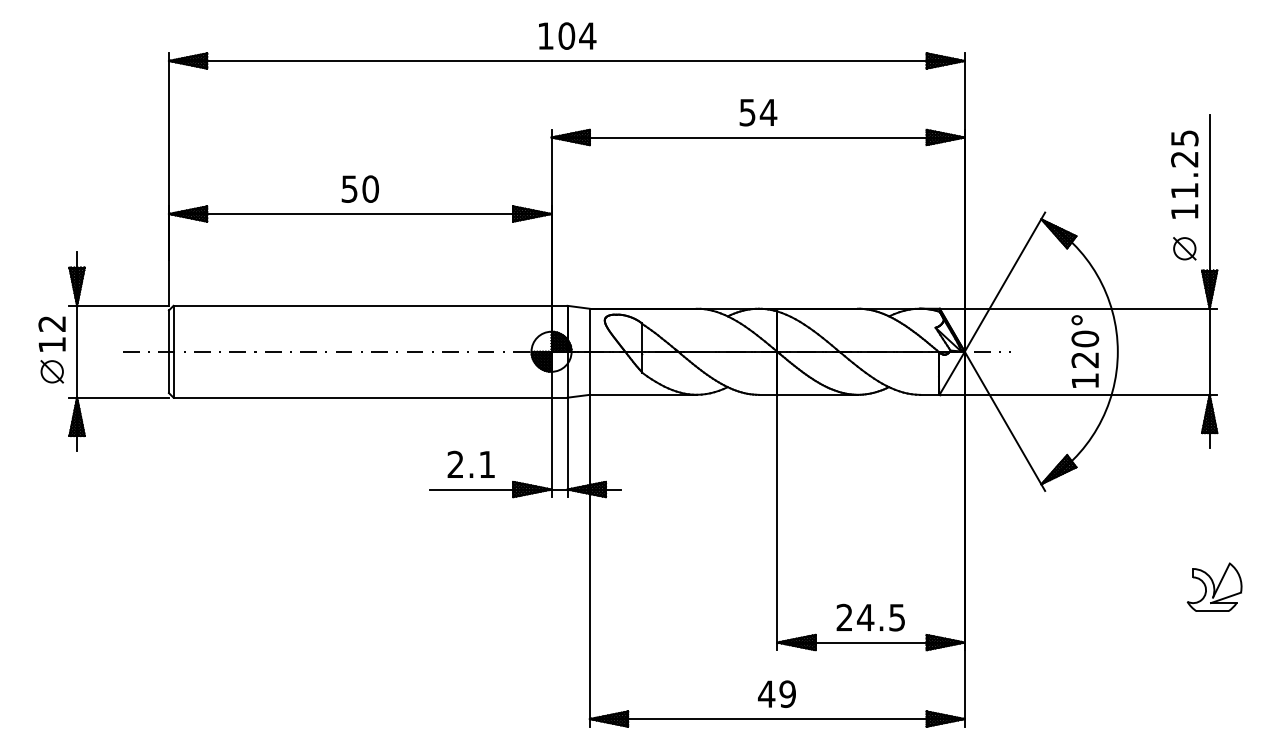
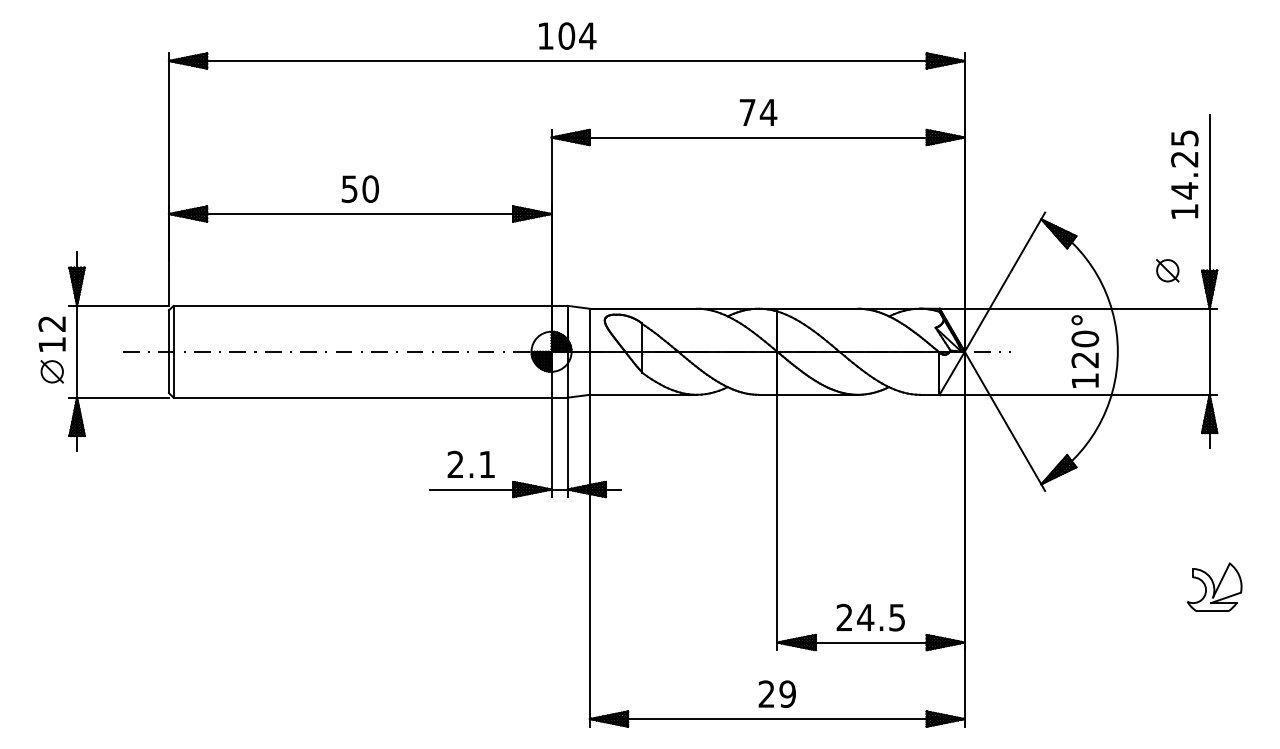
text: 54 -> 74 (747, 112)
text: 11.25 -> 14.25 (1184, 190)
part position: (1184, 248) -> (1167, 270) (1167, 270)
text: 49 -> 29 (766, 693)
